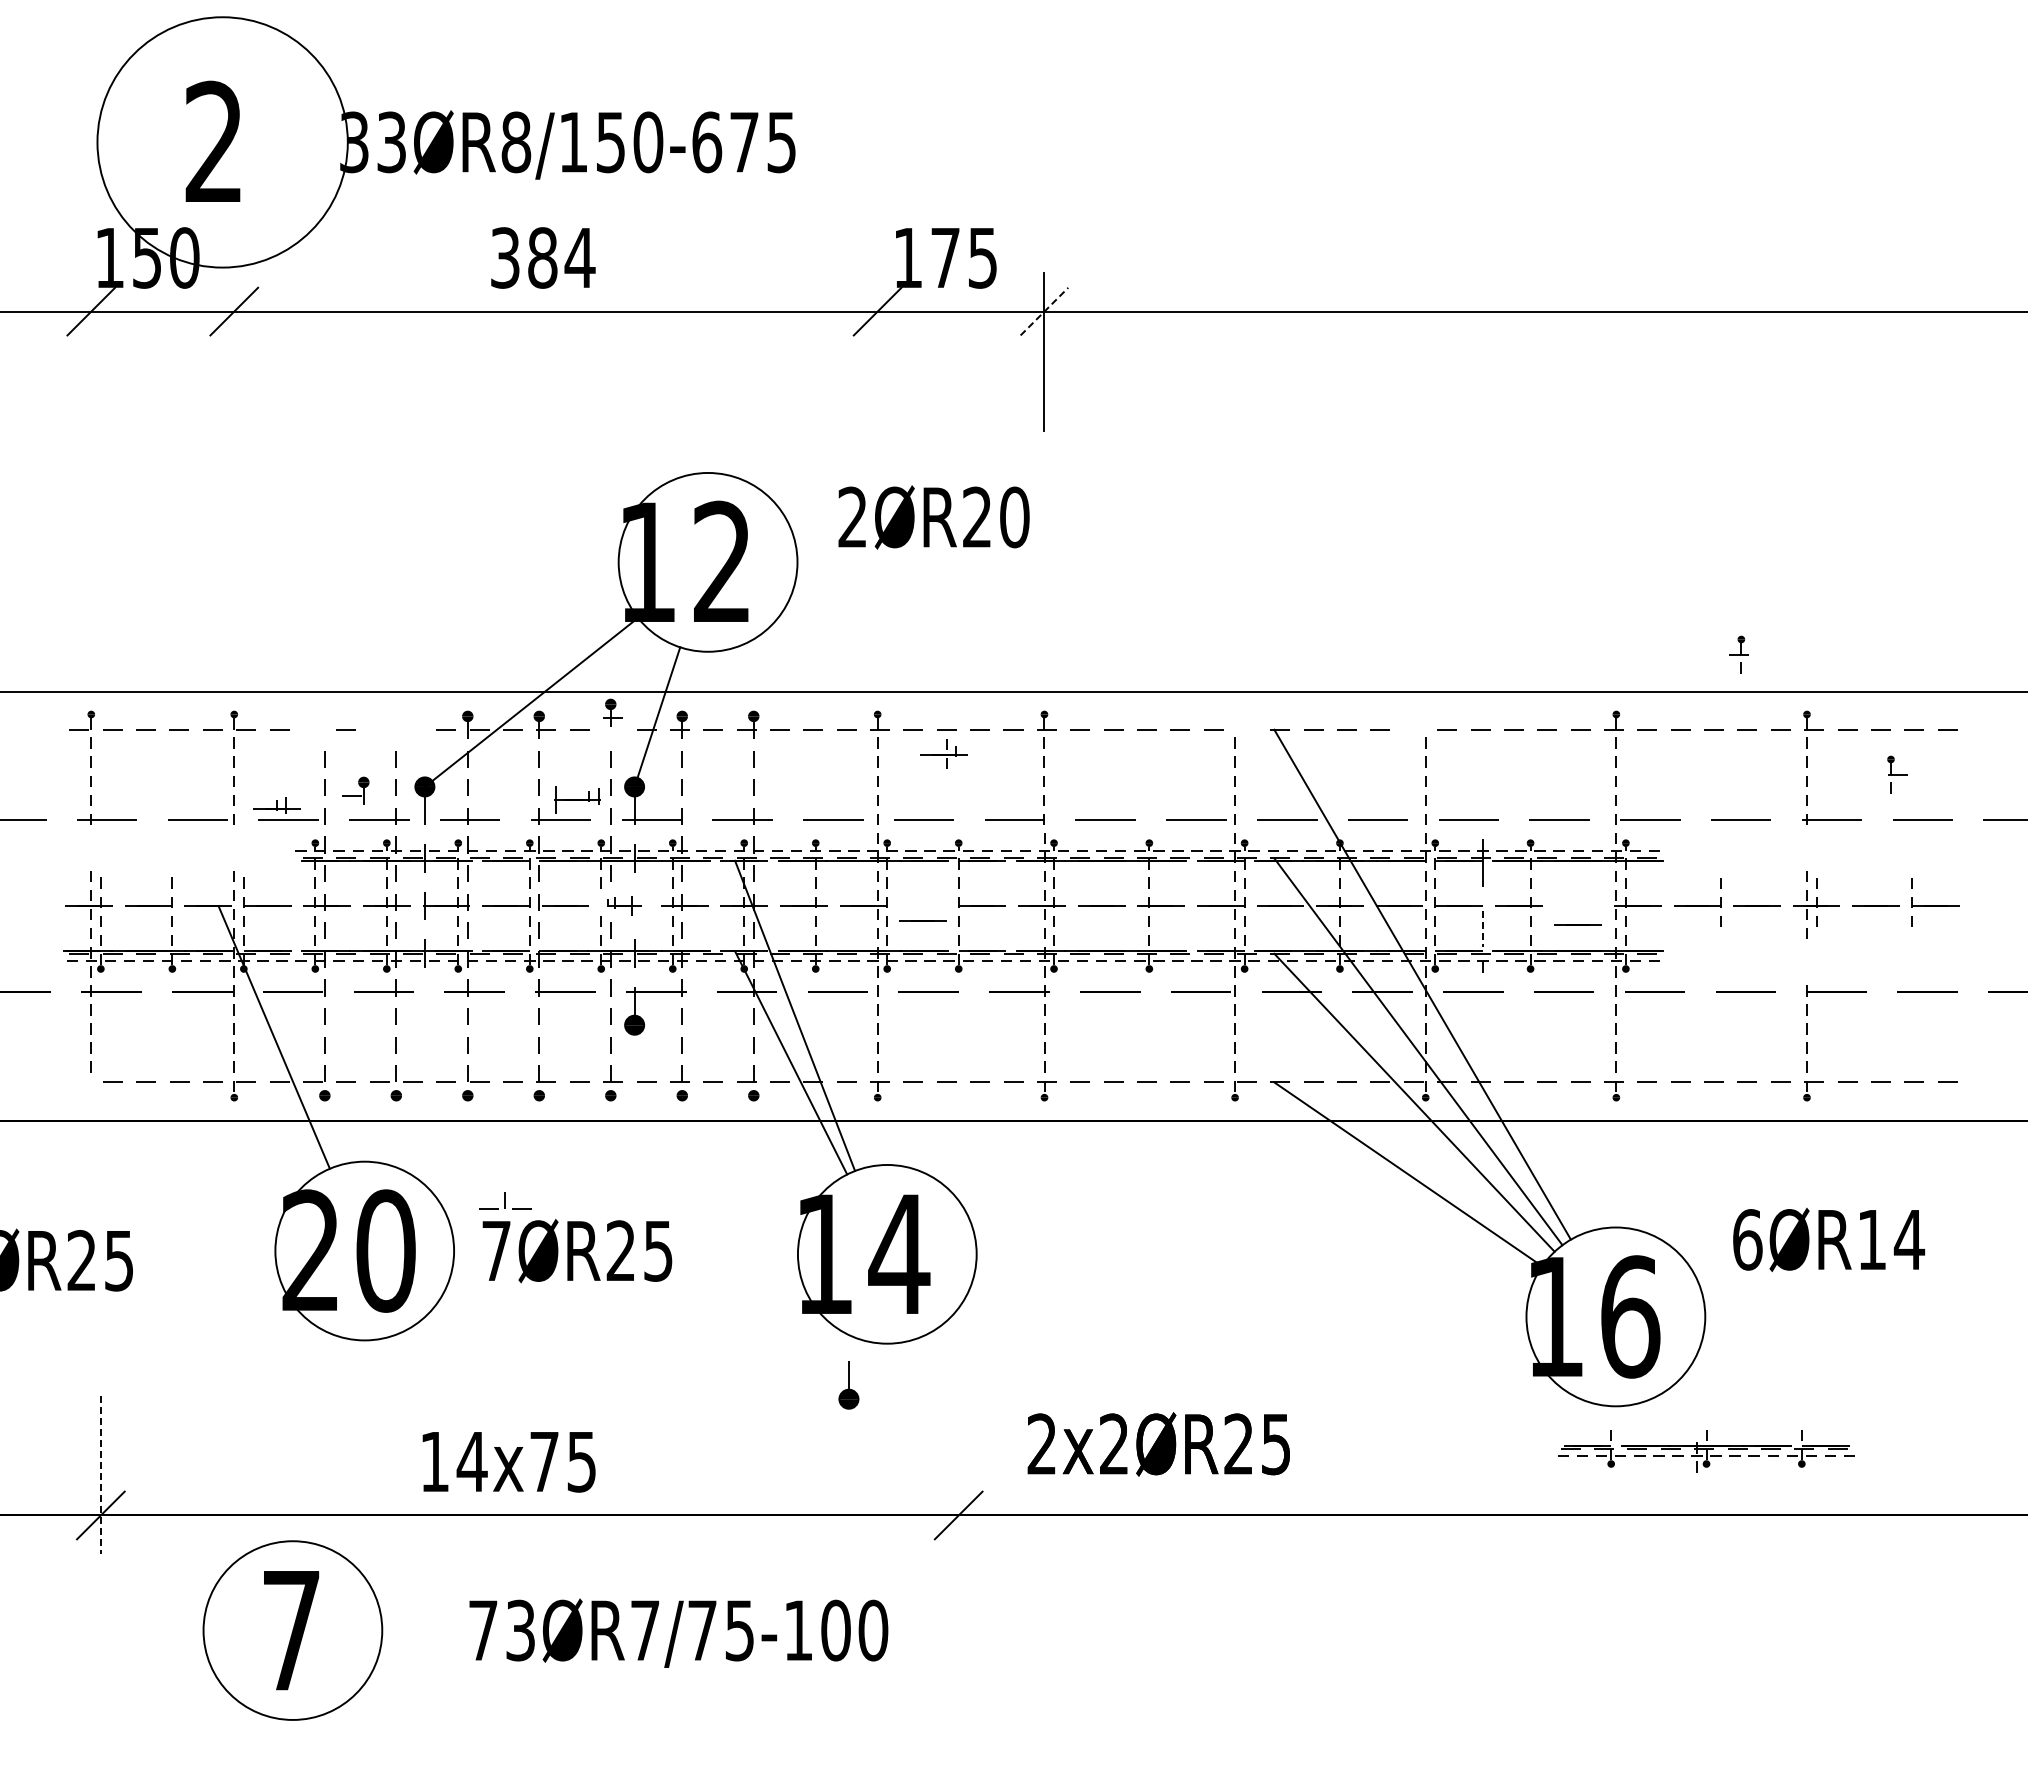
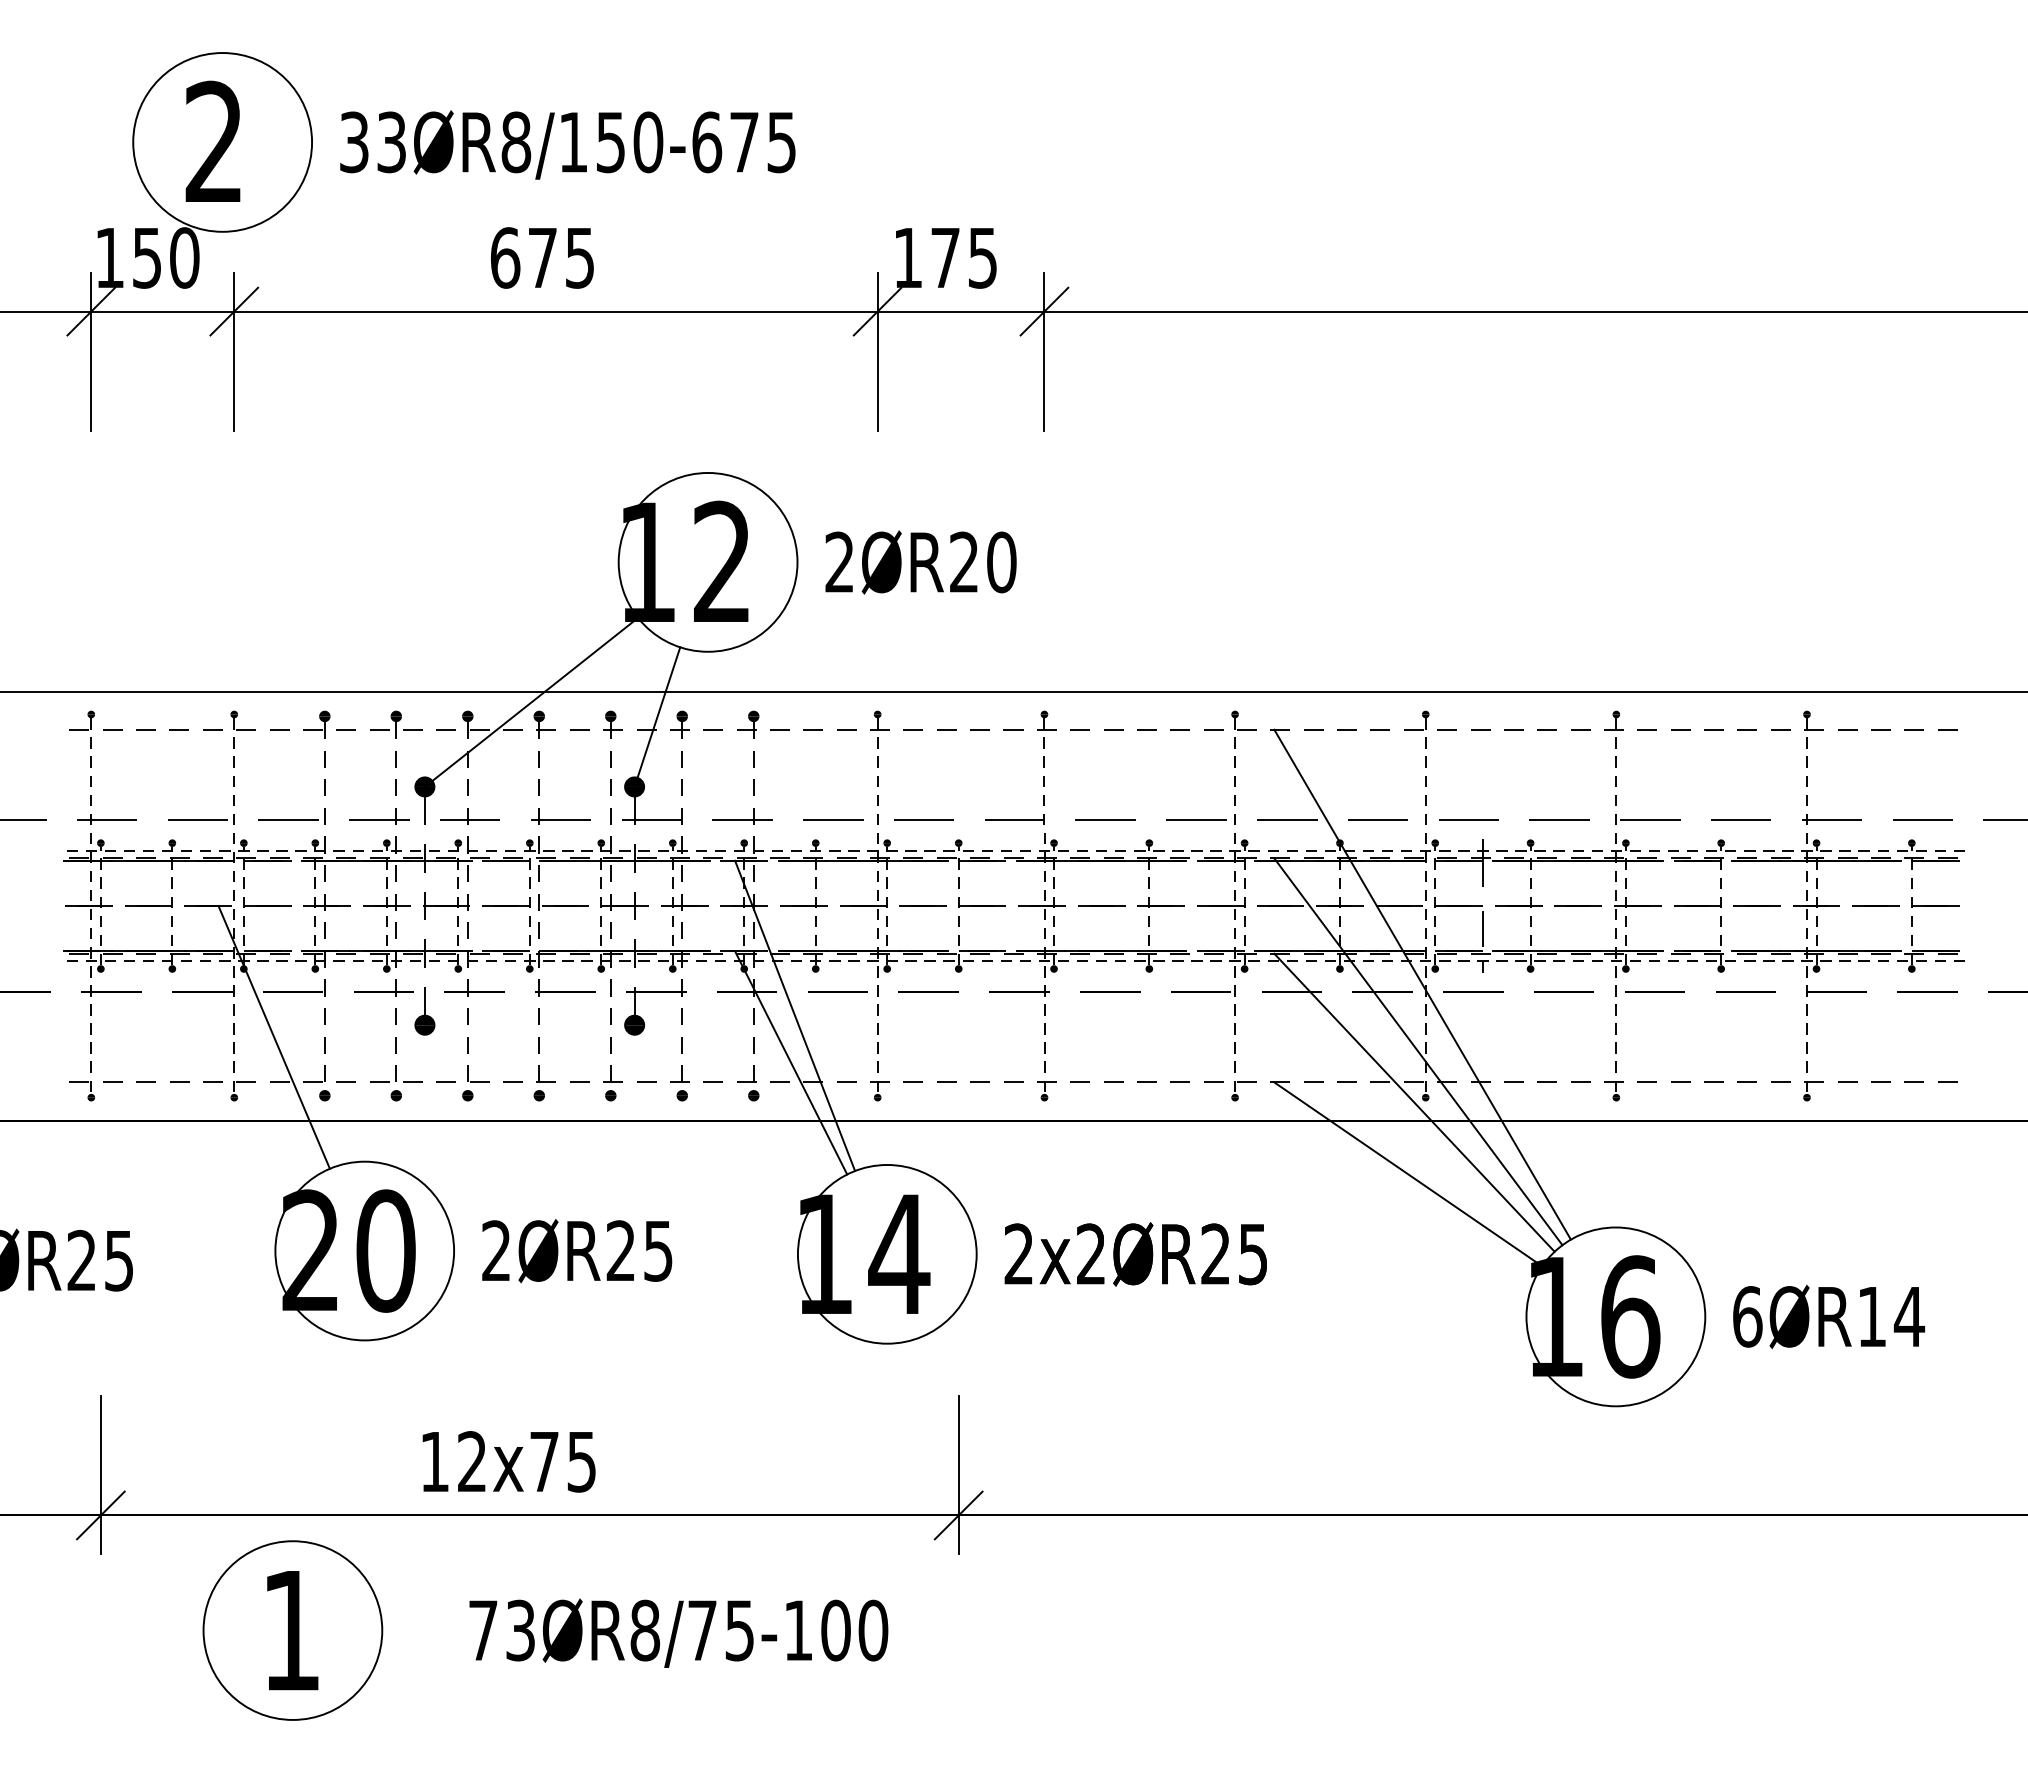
circle diameter: 250 px -> 179 px (222, 142)
text: 384 -> 675 (542, 257)
line: dashed -> solid (1044, 311)
line: none -> present (91, 351)
line: none -> present (234, 351)
line: none -> present (877, 351)
text position: (933, 517) -> (920, 562) (920, 562)
part: present -> none (1738, 654)
part position: (612, 712) -> (612, 724) (612, 724)
part: none -> present (1238, 716)
part: none -> present (1422, 716)
part: none -> present (396, 724)
part: present -> none (943, 753)
part: present -> none (1897, 774)
part position: (355, 790) -> (316, 724) (316, 724)
part: present -> none (577, 799)
part: present -> none (276, 805)
part: none -> present (177, 851)
part: none -> present (1816, 851)
part size: 35x20 px -> 49x28 px (624, 905)
line position: (922, 920) -> (922, 905) (922, 905)
line position: (1577, 924) -> (1577, 905) (1577, 905)
line: dashed -> solid (1482, 928)
part: none -> present (87, 1096)
part: present -> none (505, 1200)
text position: (1829, 1239) -> (1829, 1316) (1829, 1316)
text: 7ØR25 -> 2ØR25 (496, 1250)
part position: (848, 1385) -> (424, 1011) (424, 1011)
text position: (1158, 1444) -> (1135, 1254) (1135, 1254)
part position: (1706, 1451) -> (1816, 956) (1816, 956)
text: 14x75 -> 12x75 (471, 1461)
line: dashed -> solid (100, 1474)
line: none -> present (958, 1474)
text: 7 -> 1 (291, 1630)
text: 73ØR7/75-100 -> 73ØR8/75-100 (645, 1630)
